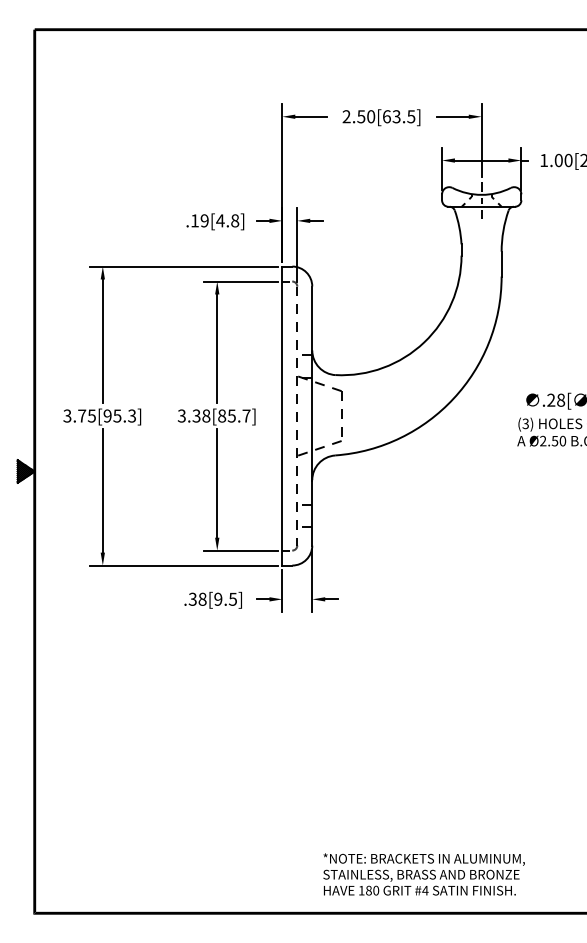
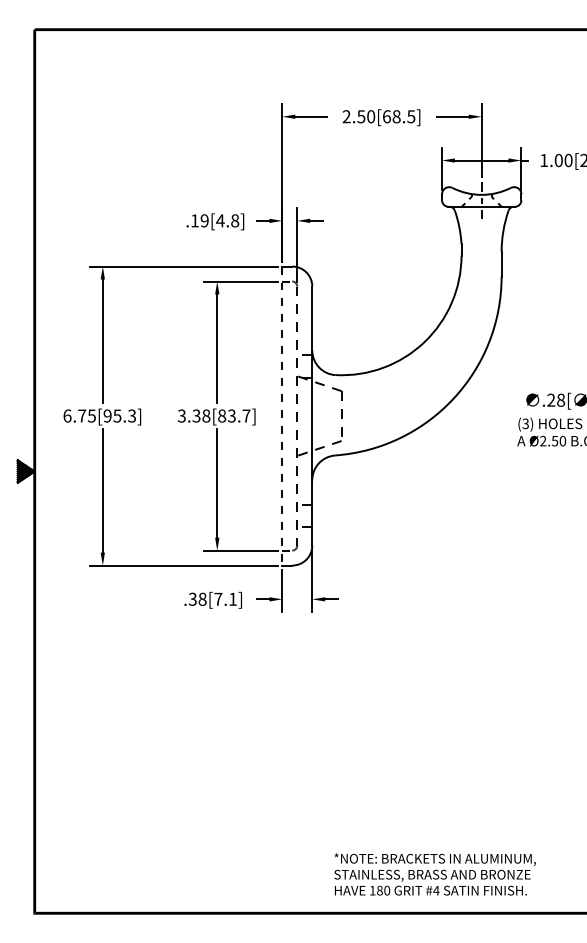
text: 2.50[63.5] -> 2.50[68.5] (396, 116)
text: 3.75[95.3] -> 6.75[95.3] (67, 415)
text: 3.38[85.7] -> 3.38[83.7] (231, 415)
line: solid -> dashed (282, 416)
text: .38[9.5] -> .38[7.1] (225, 598)
text position: (423, 874) -> (434, 874) (434, 874)
